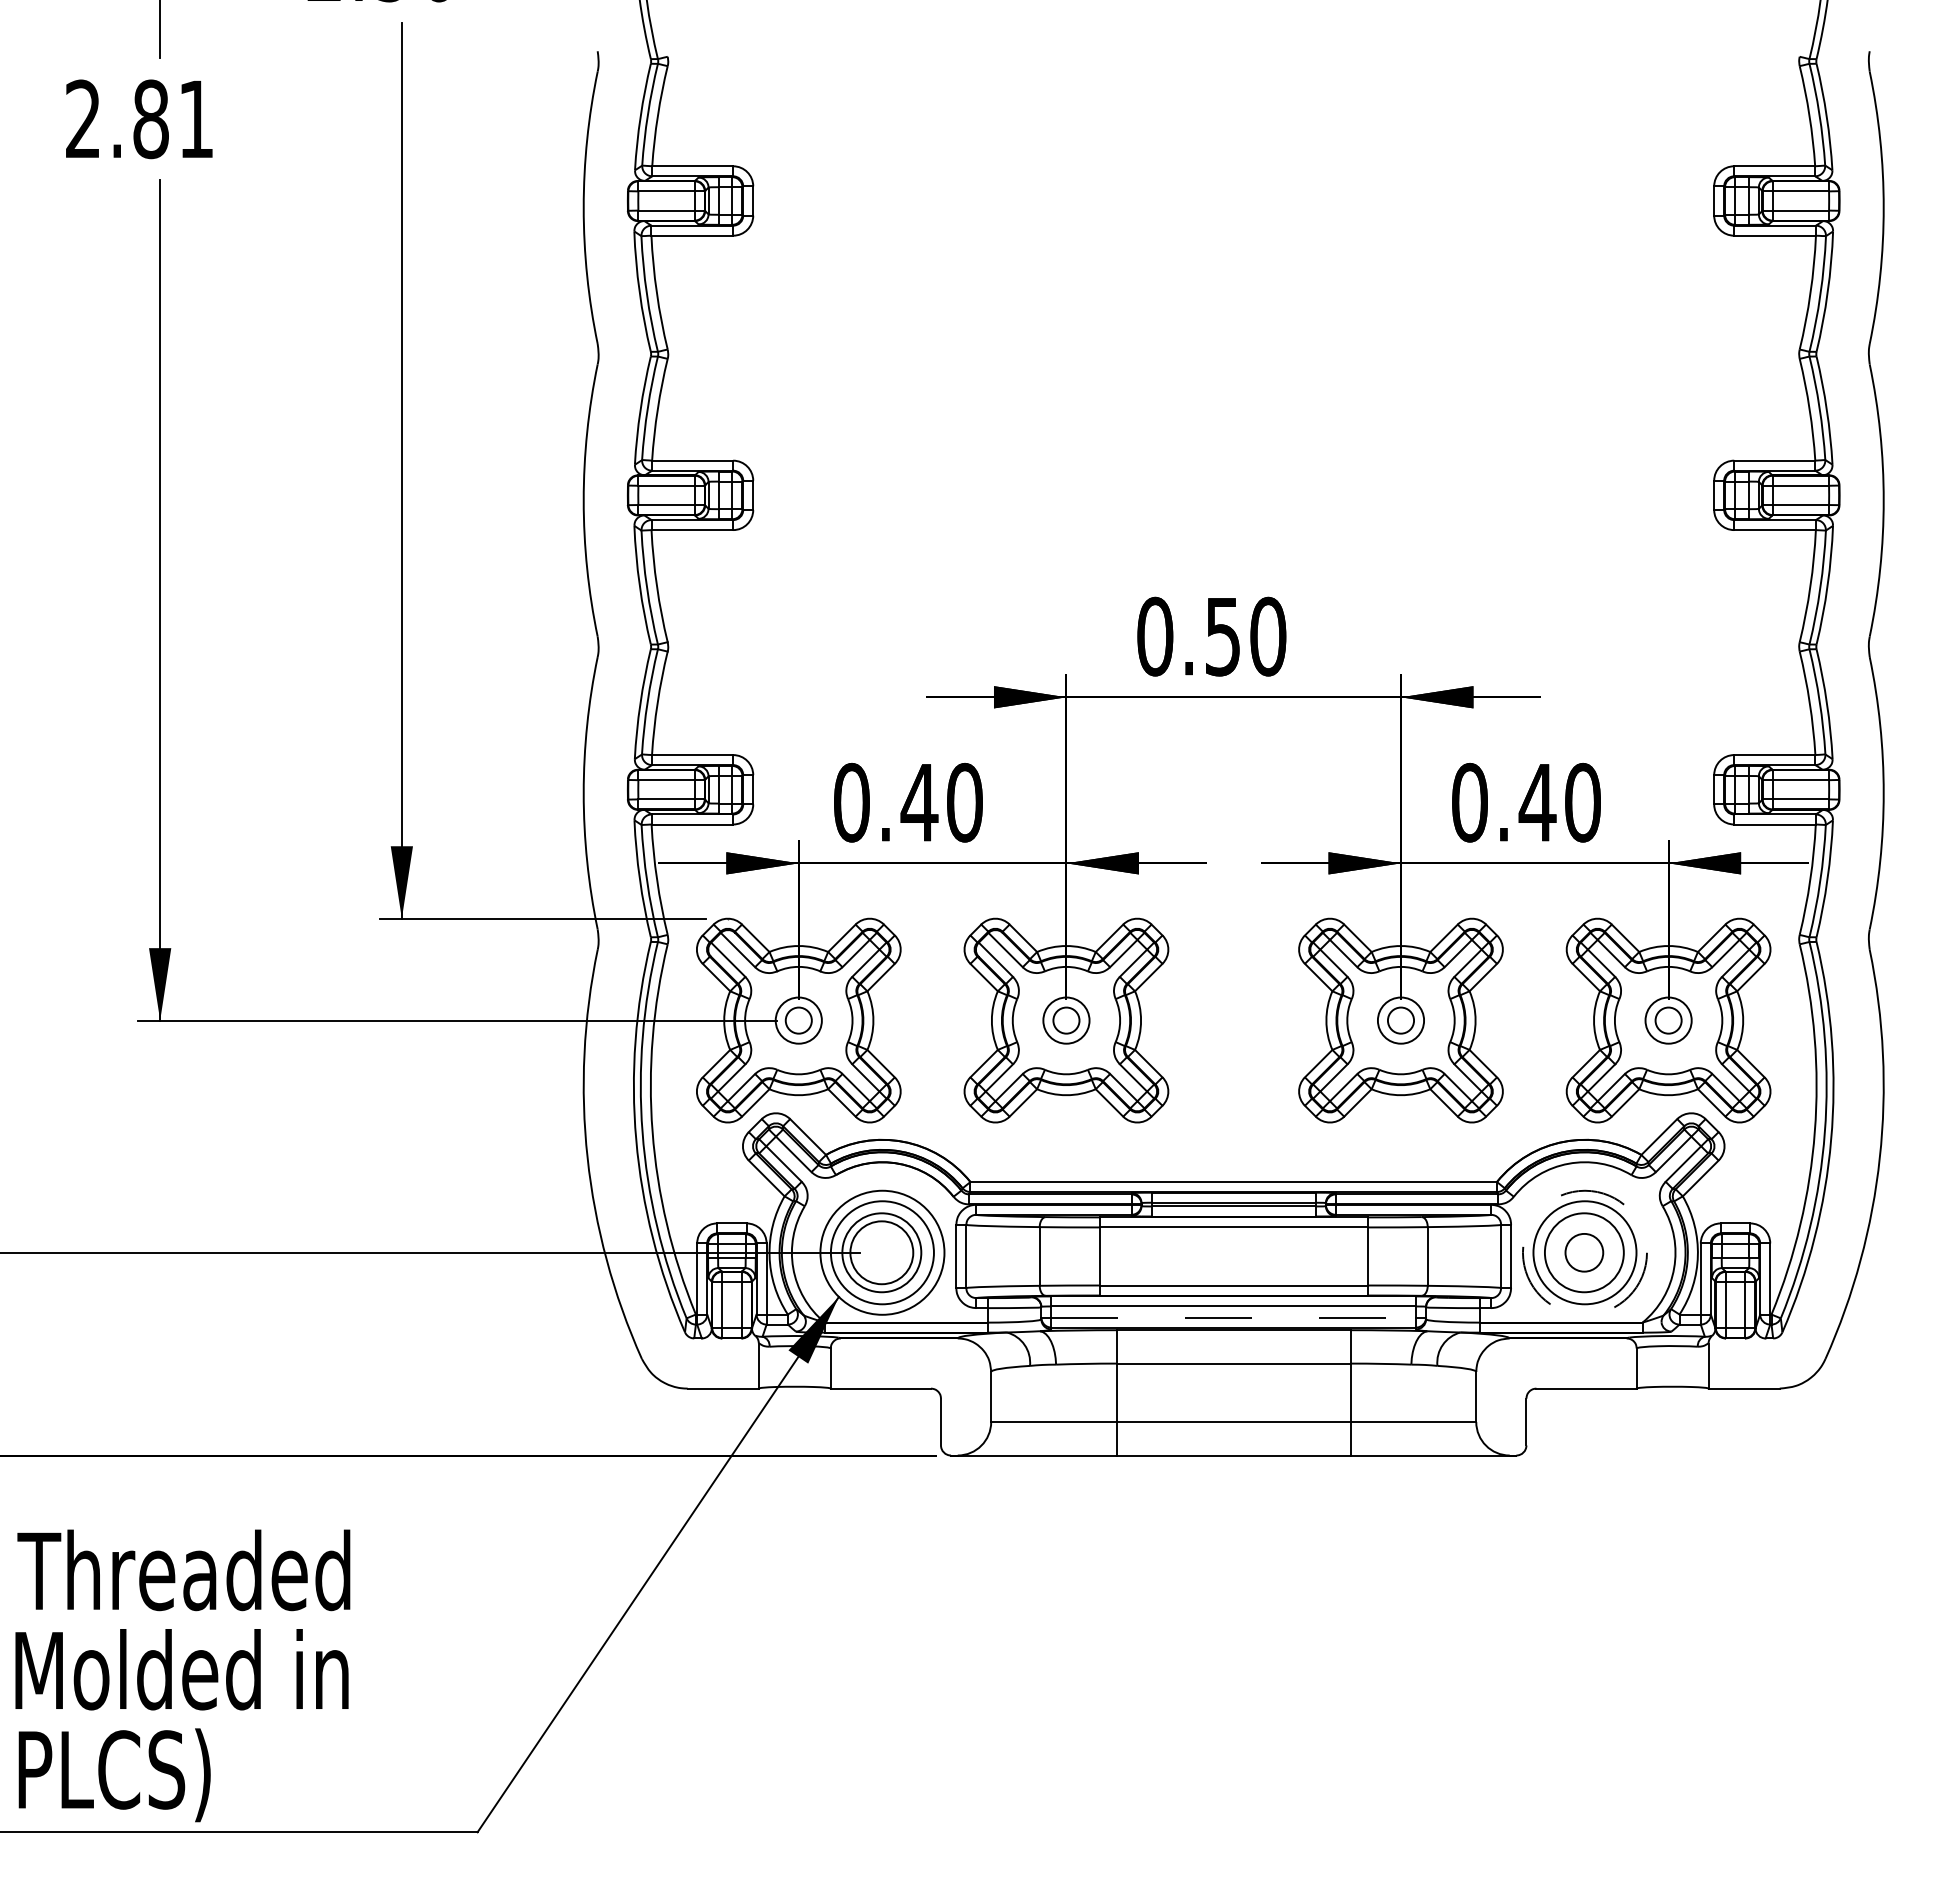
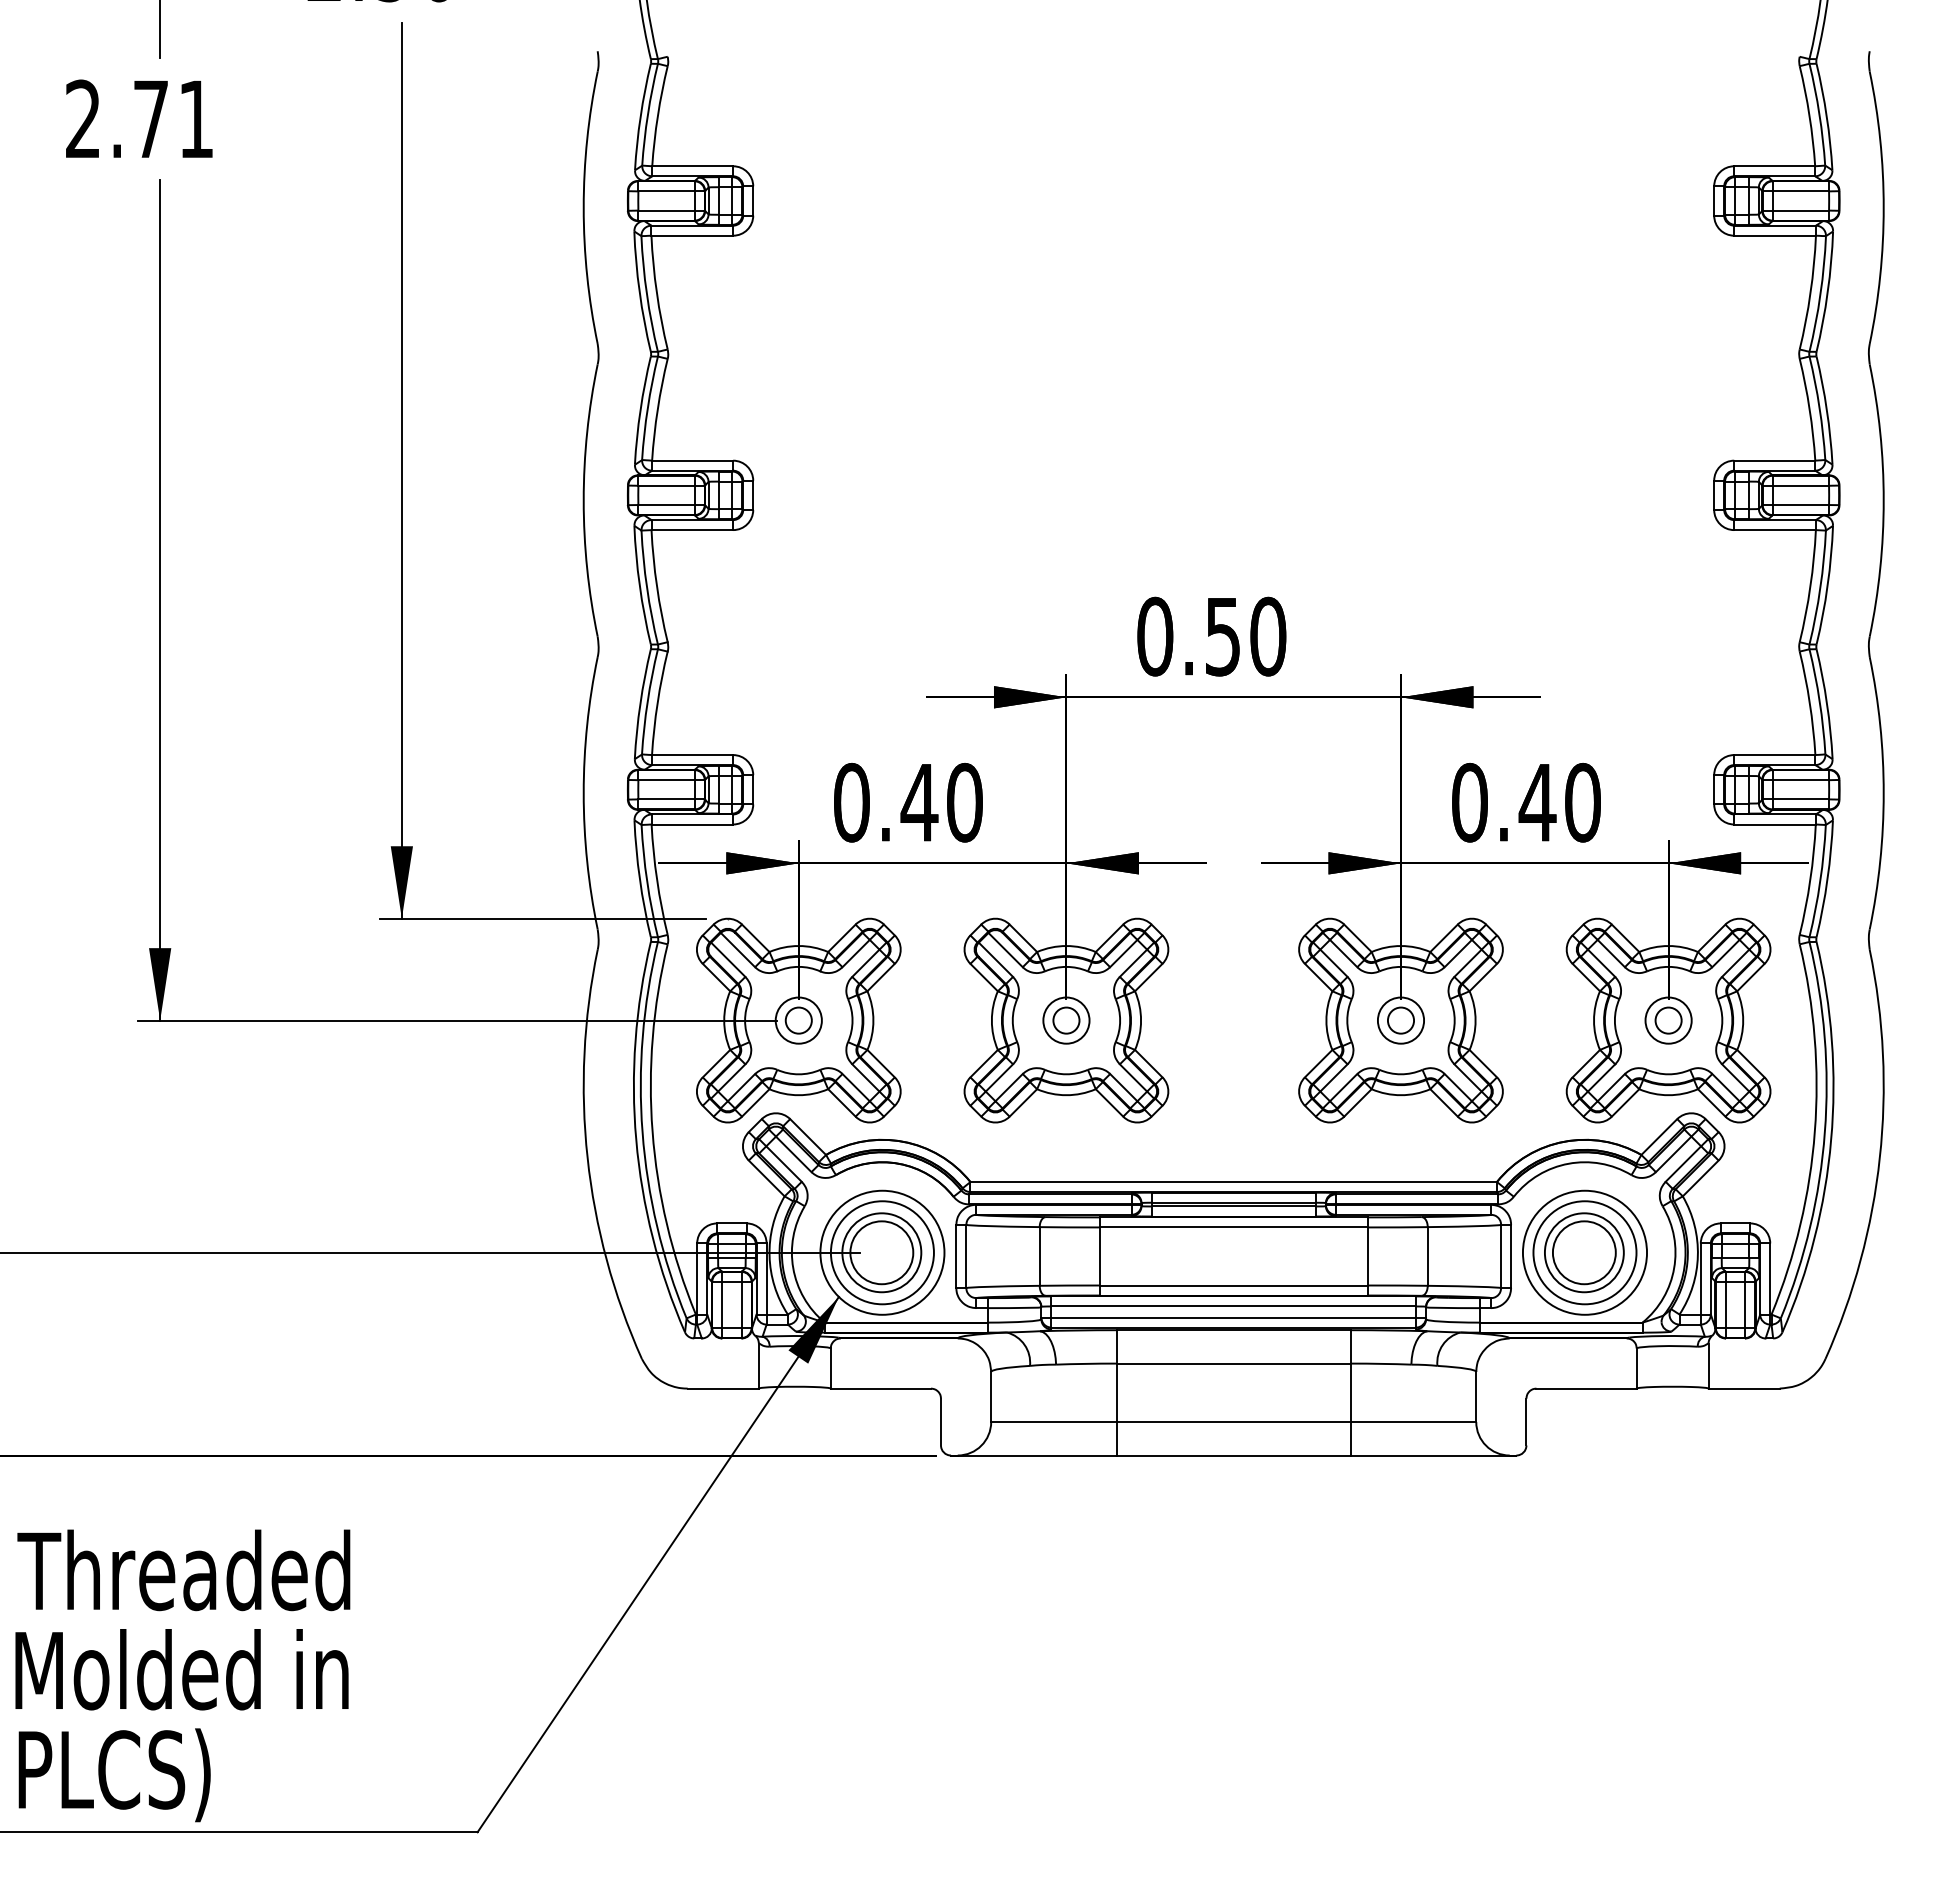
text: 2.81 -> 2.71 (150, 119)
circle diameter: 38 px -> 63 px (1583, 1252)
circle: dashed -> solid (1584, 1252)
line: dashed -> solid (1234, 1317)
